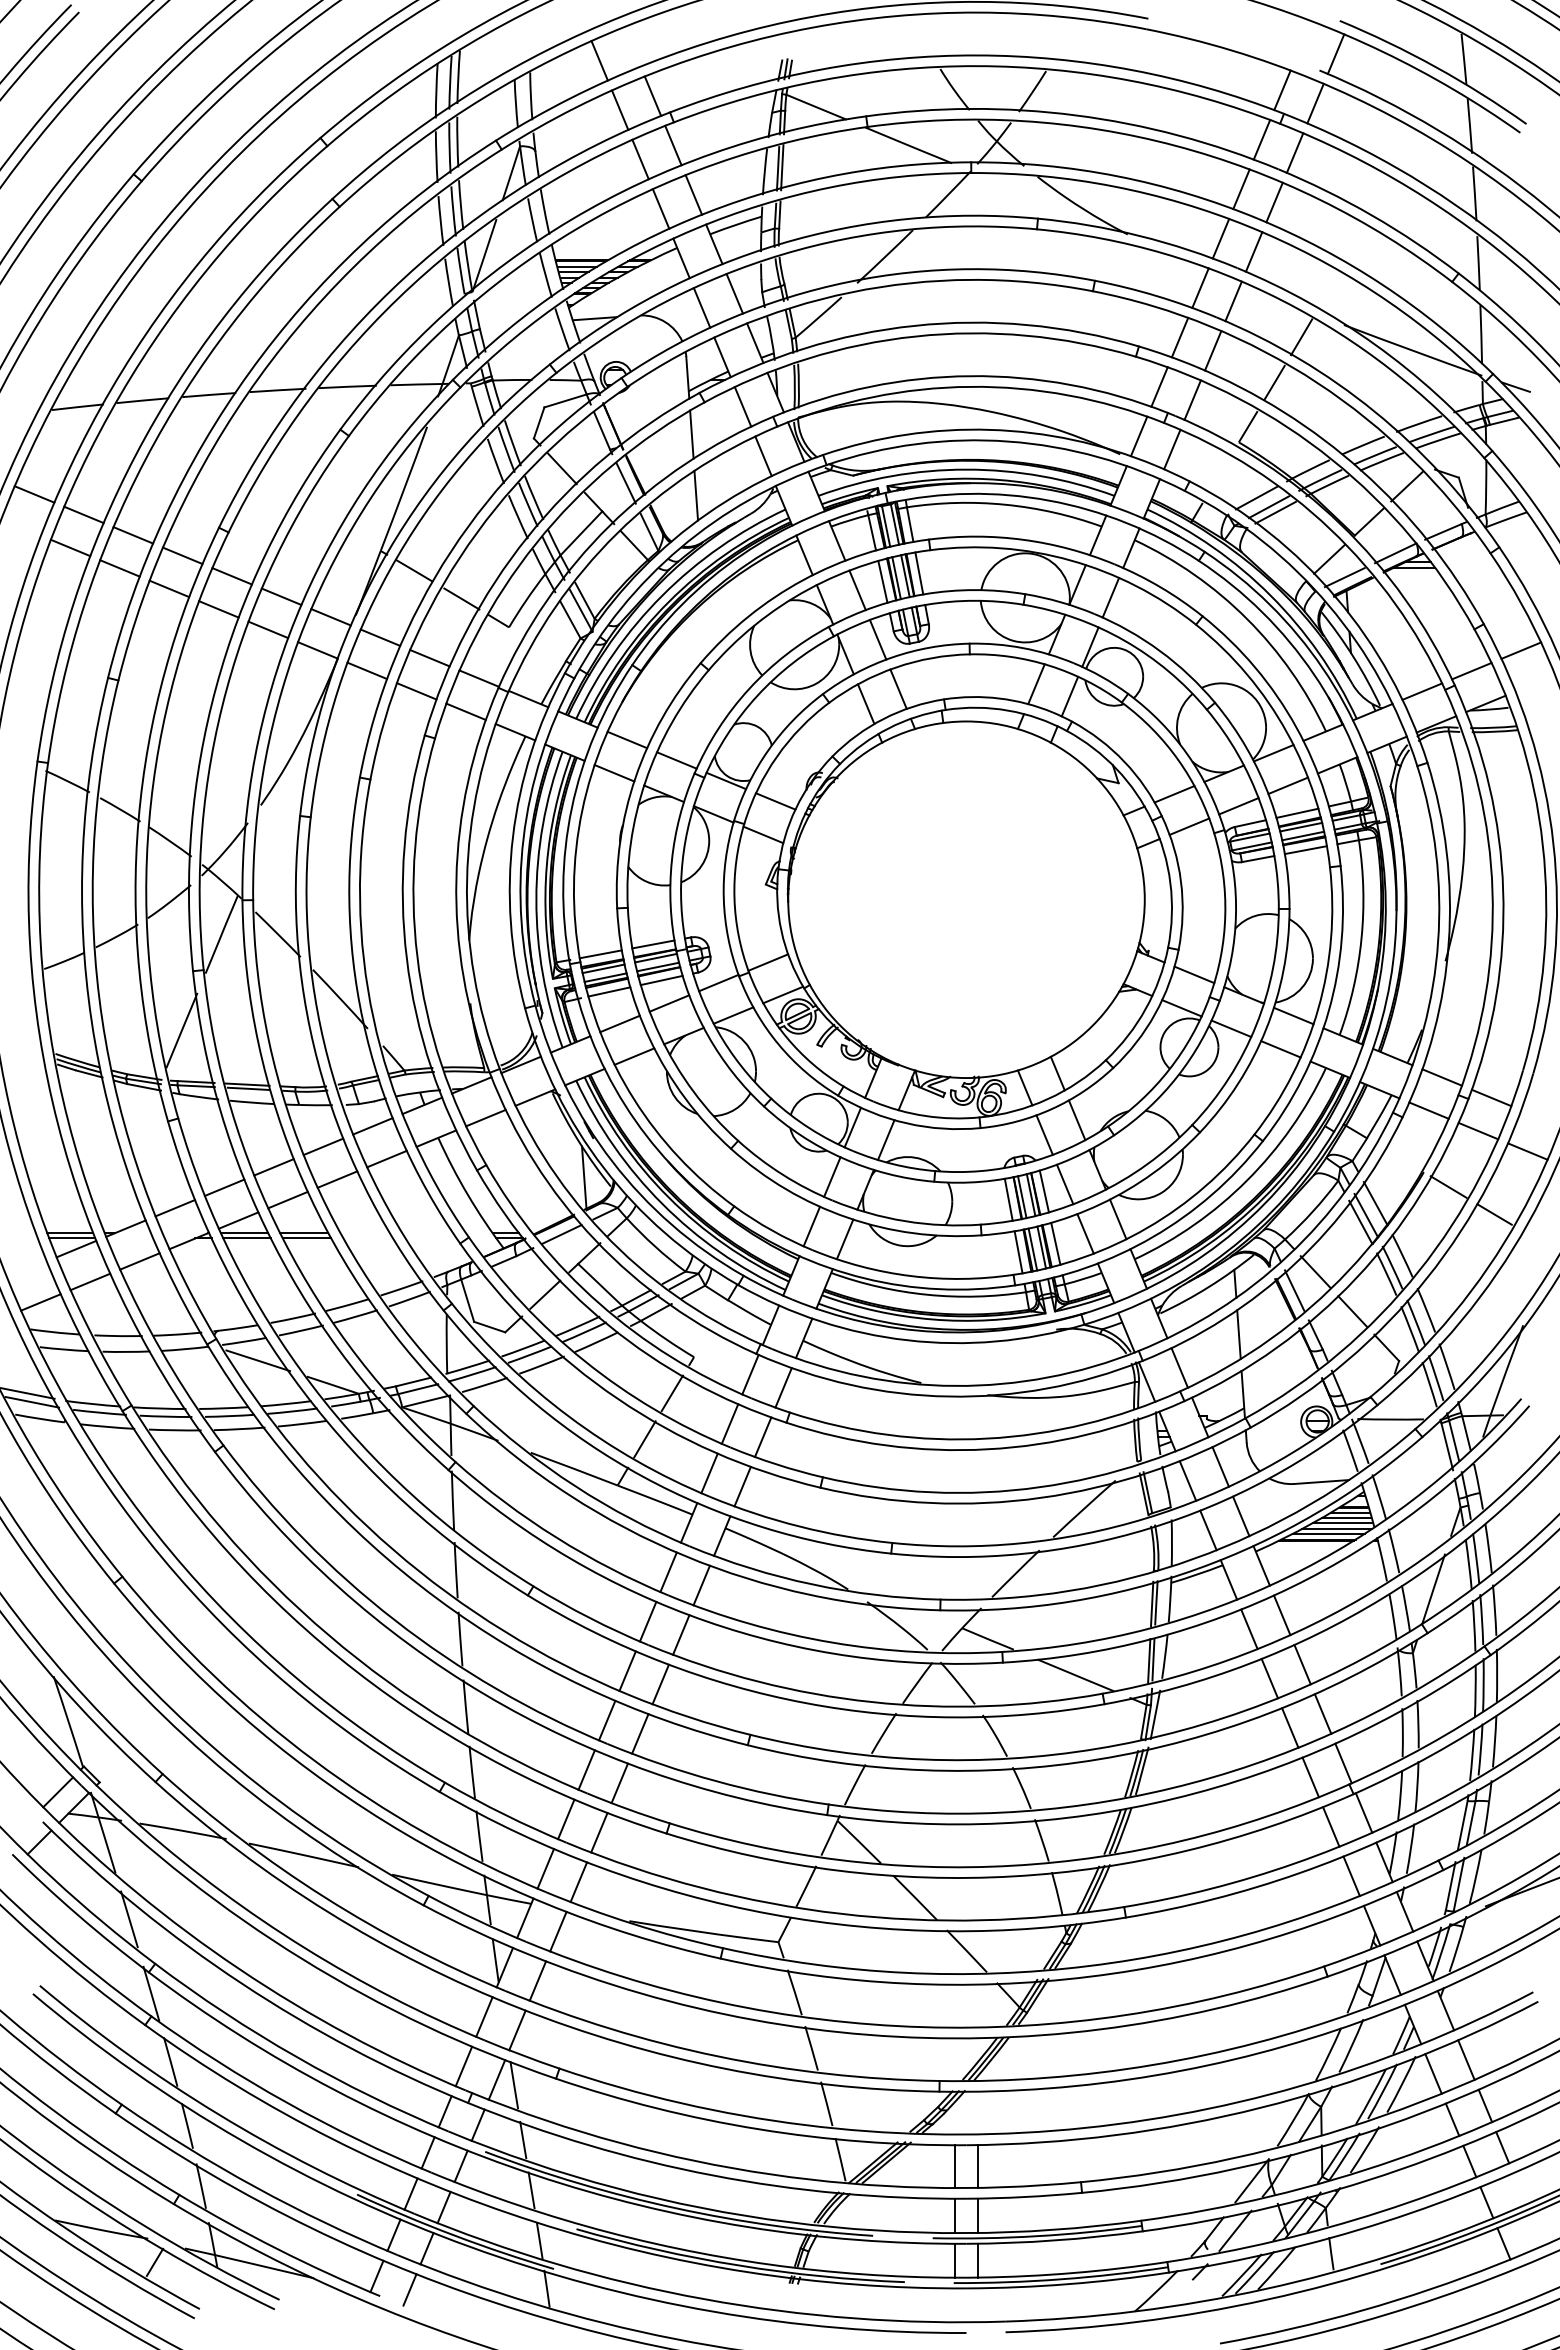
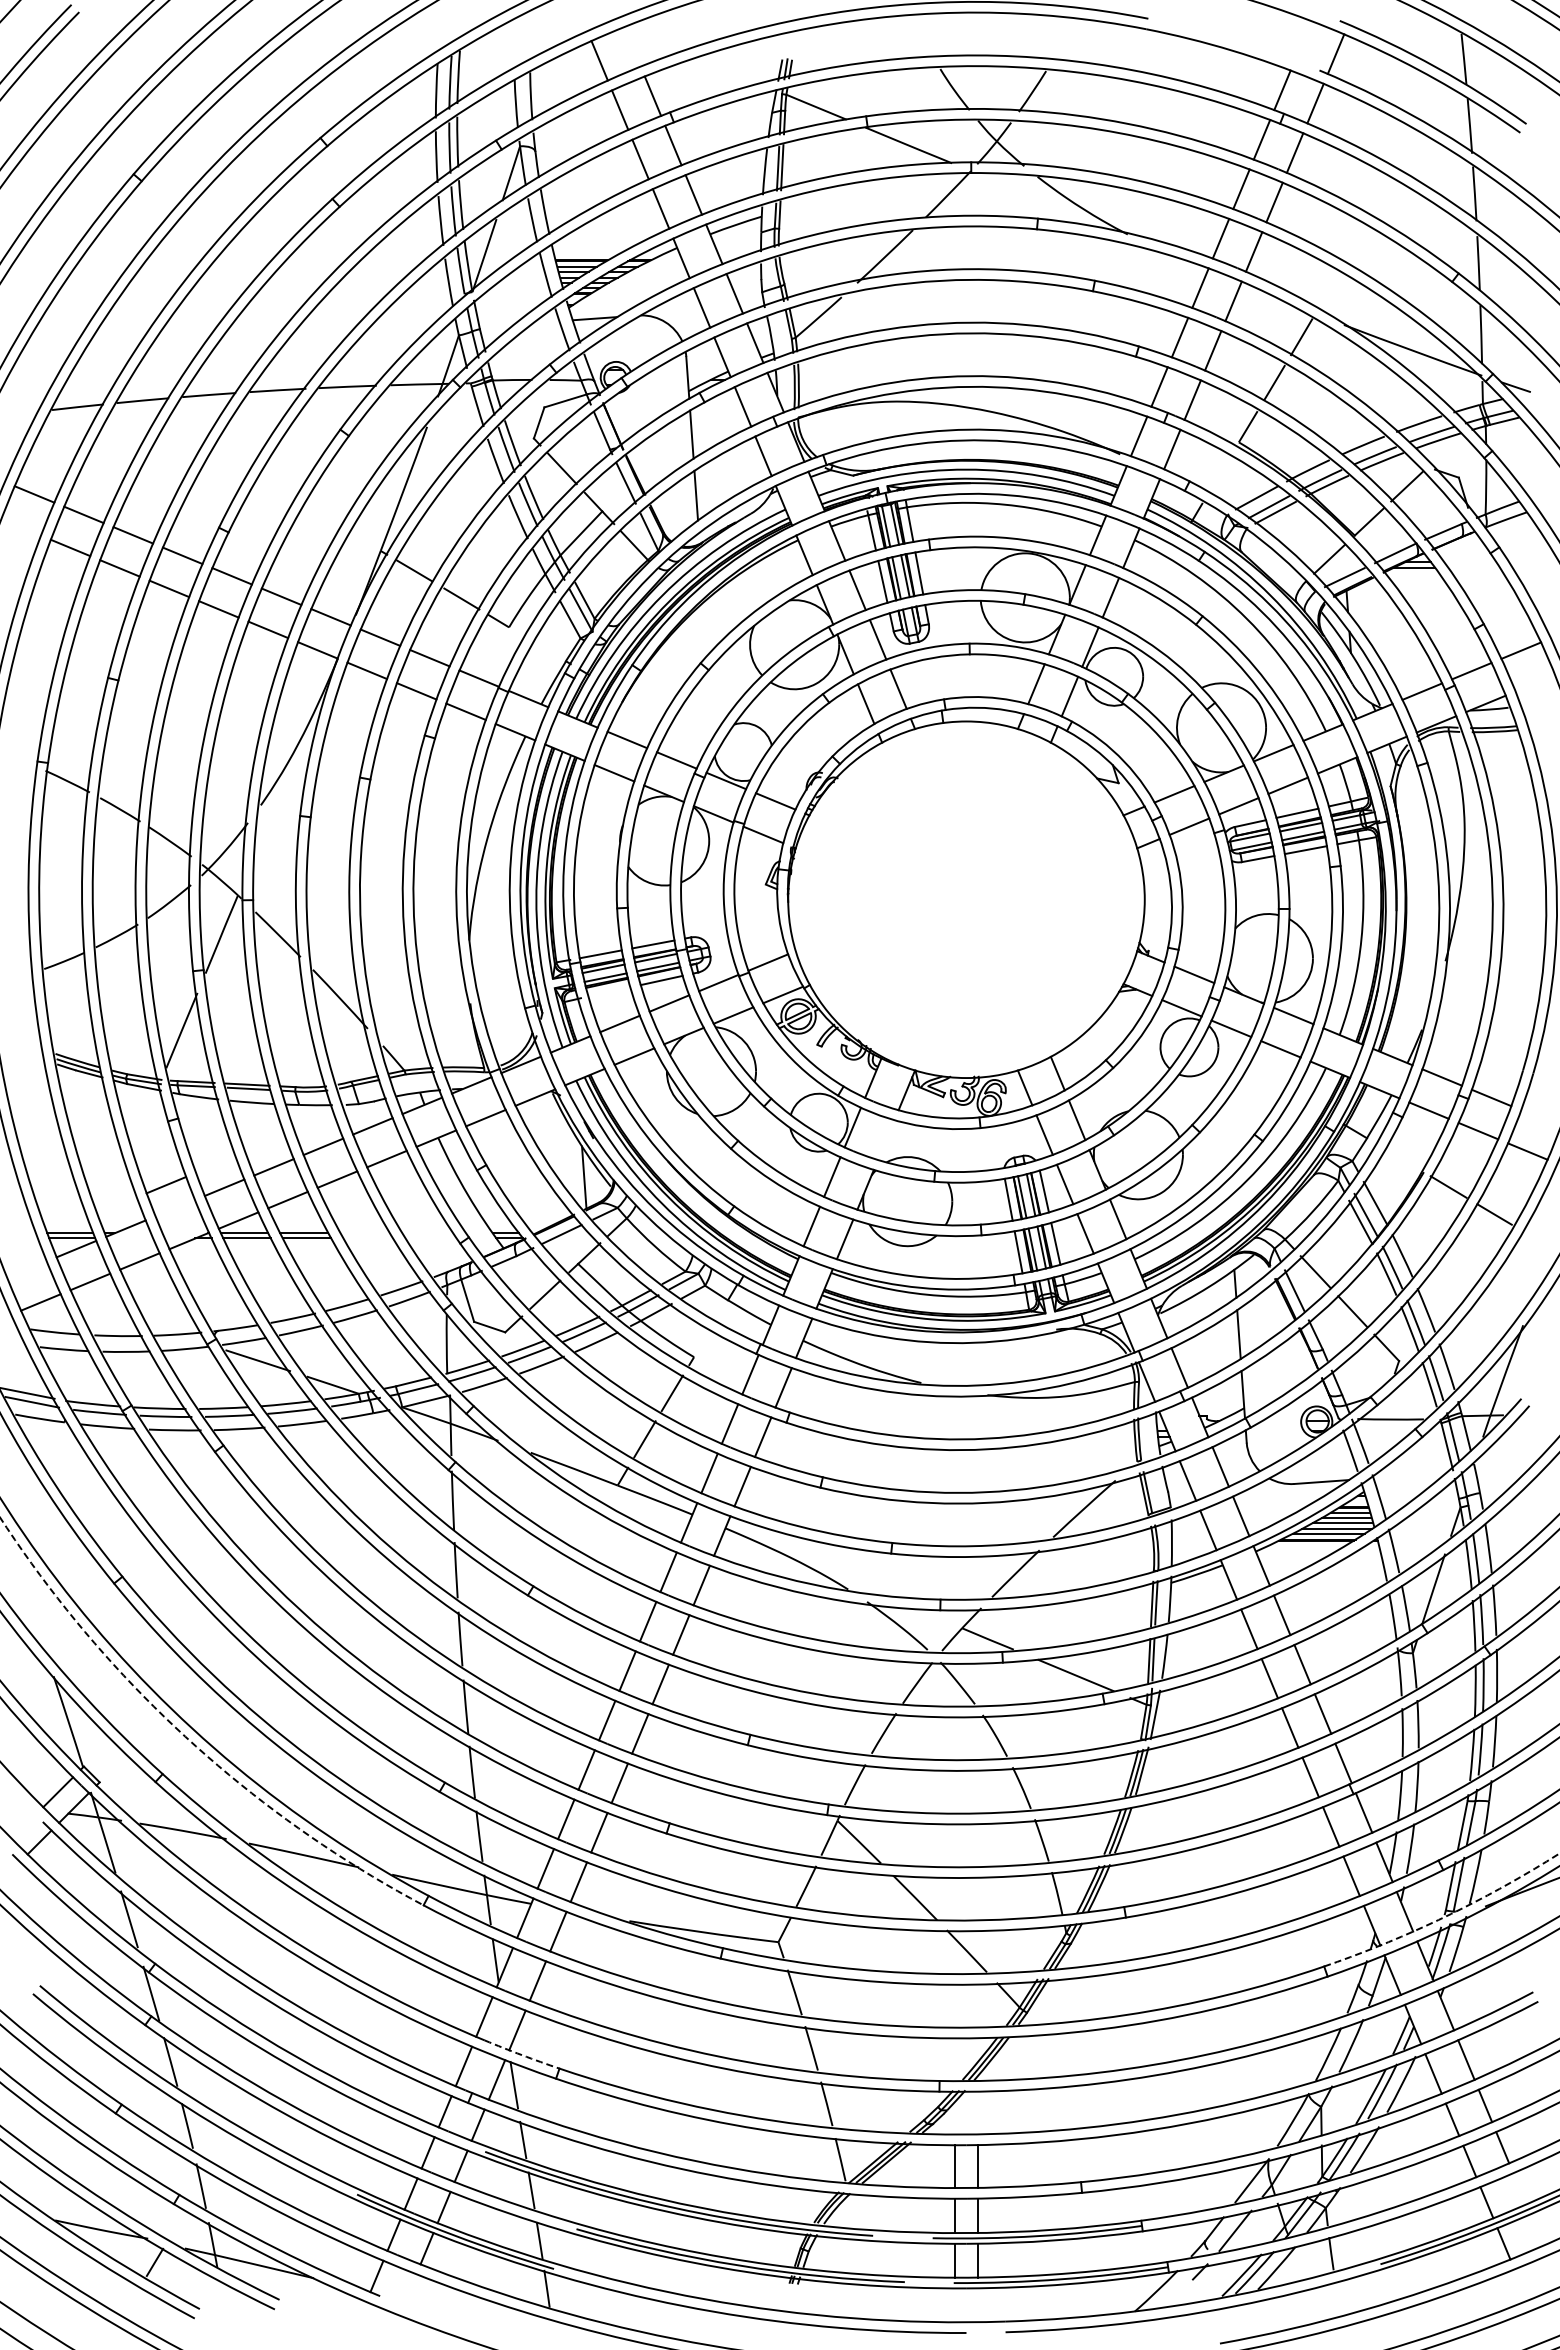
line: present -> none (609, 991)
line: present -> none (886, 1140)
line position: (175, 1208) -> (166, 1185) (166, 1185)
arc: solid -> dashed (188, 1739)
arc: solid -> dashed (1446, 1916)
arc: solid -> dashed (521, 2055)
line: present -> none (409, 2289)
